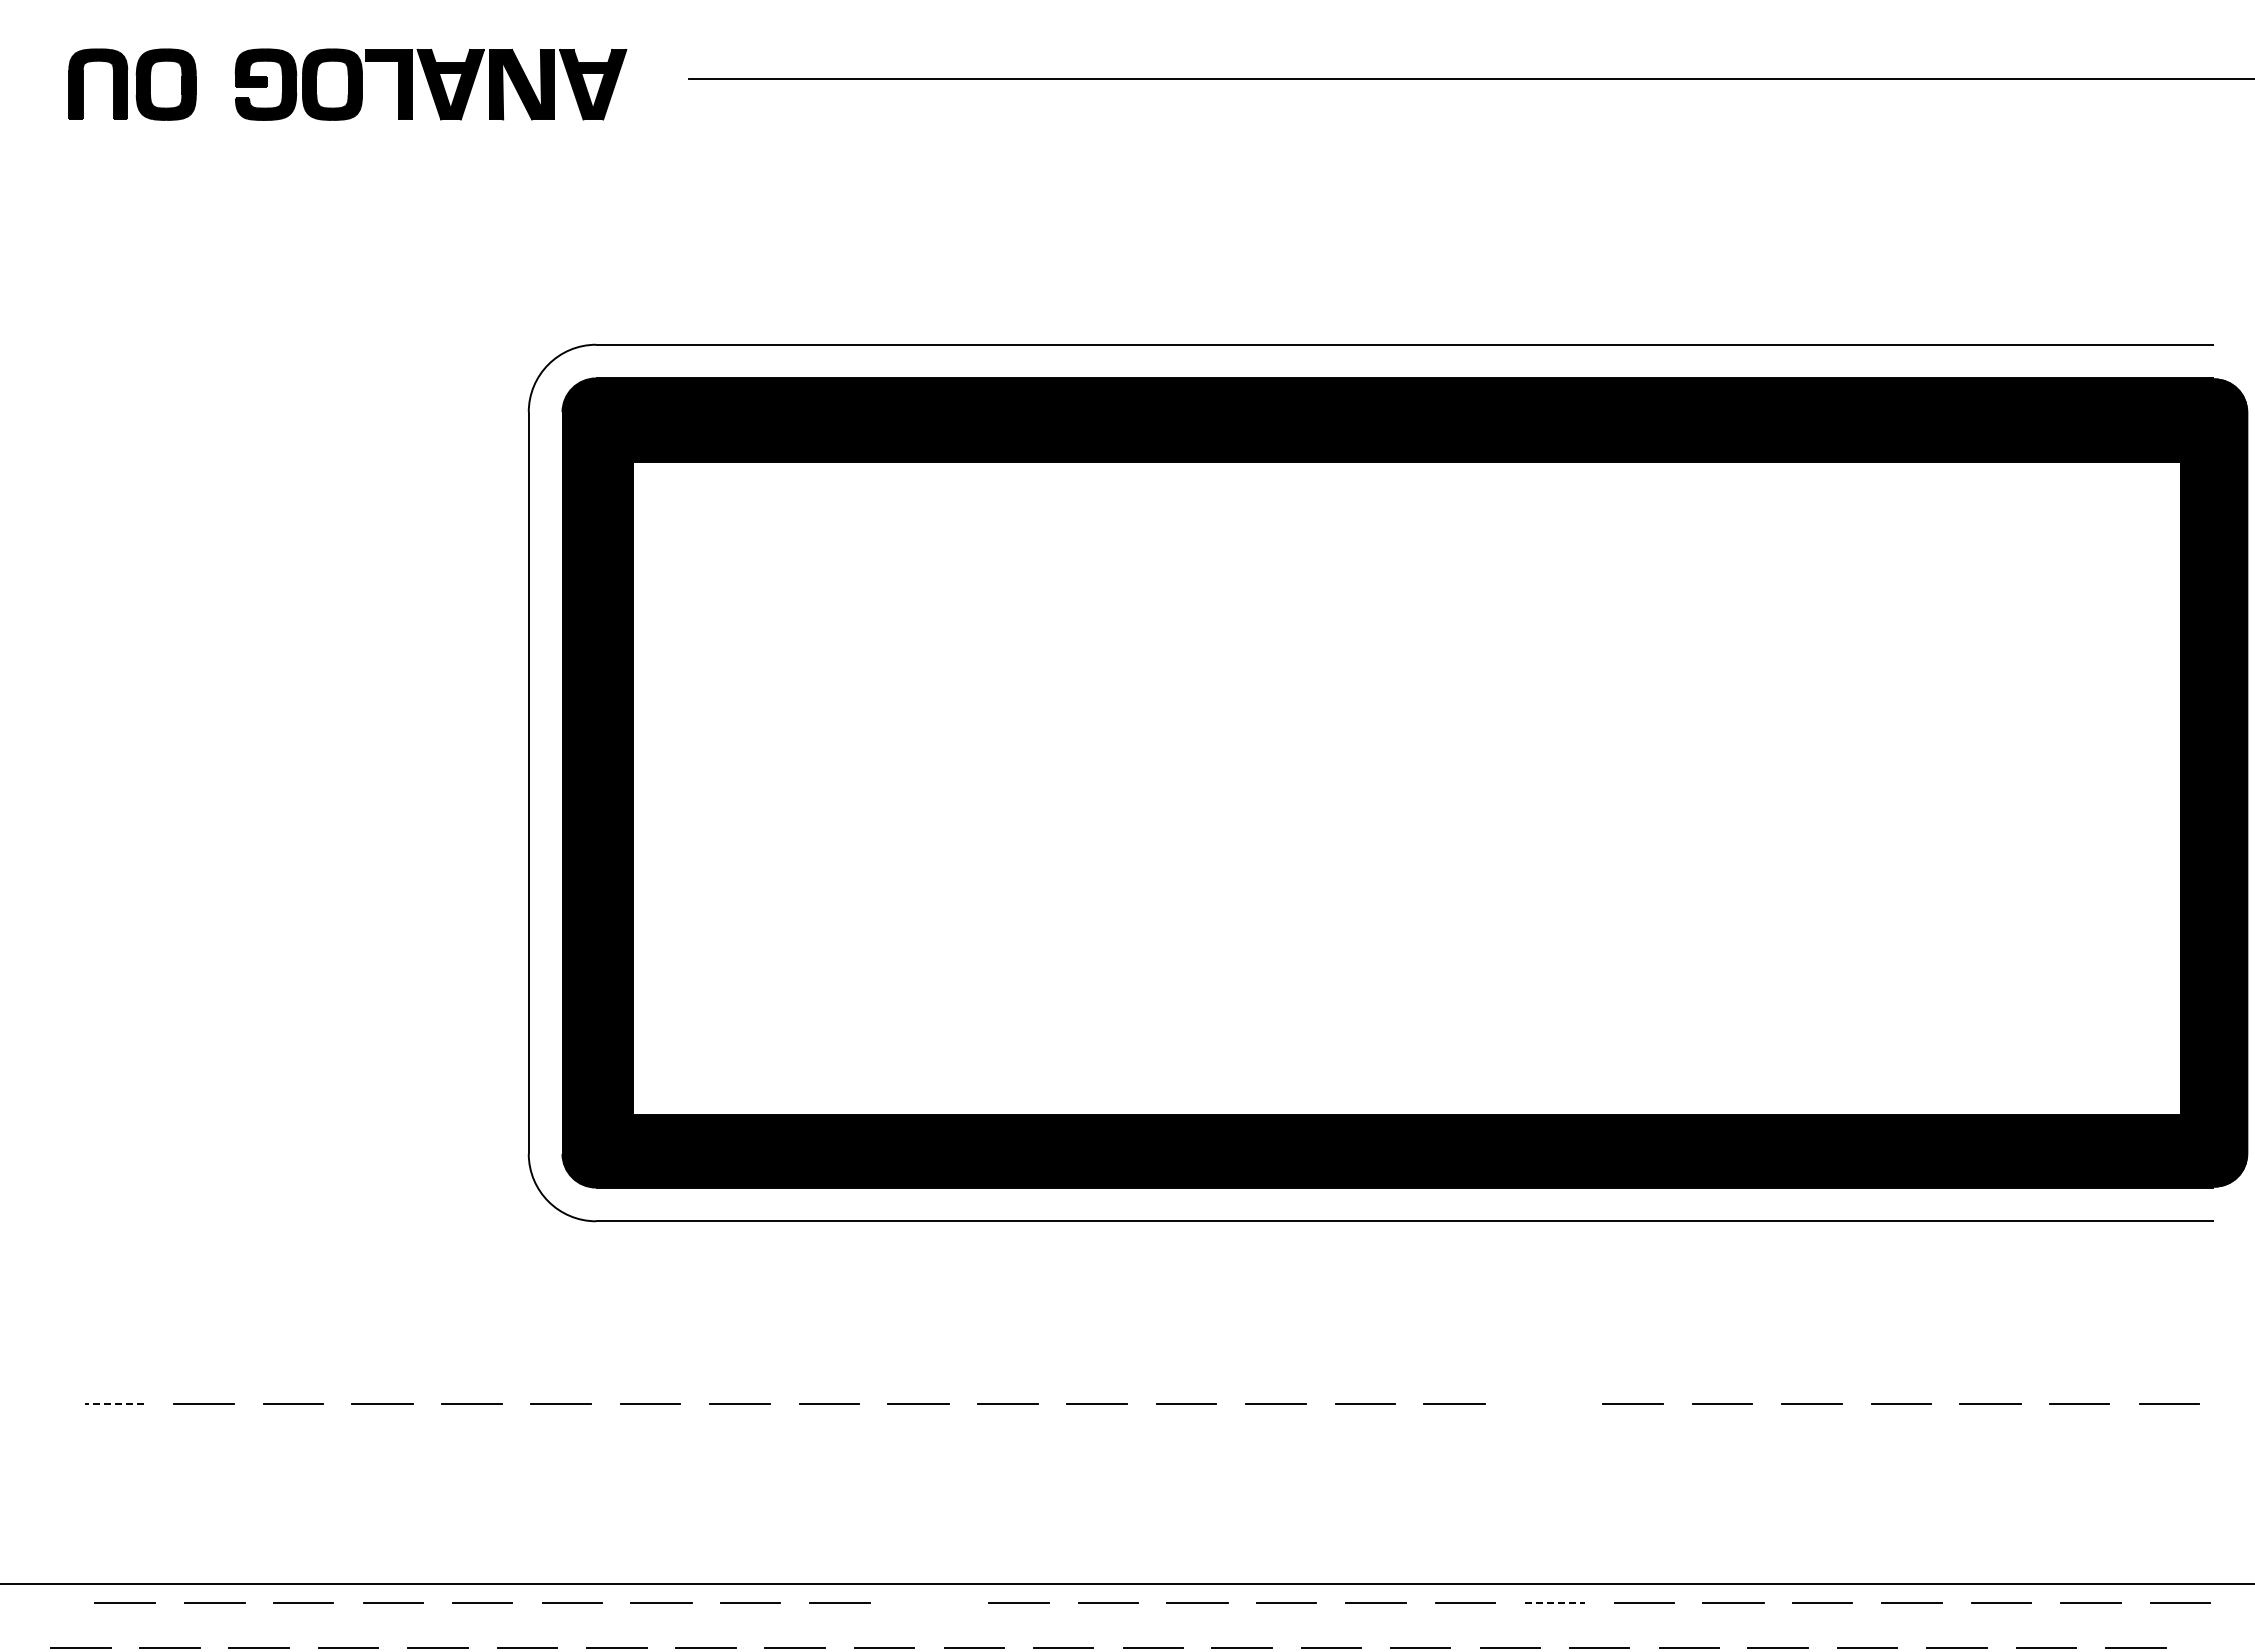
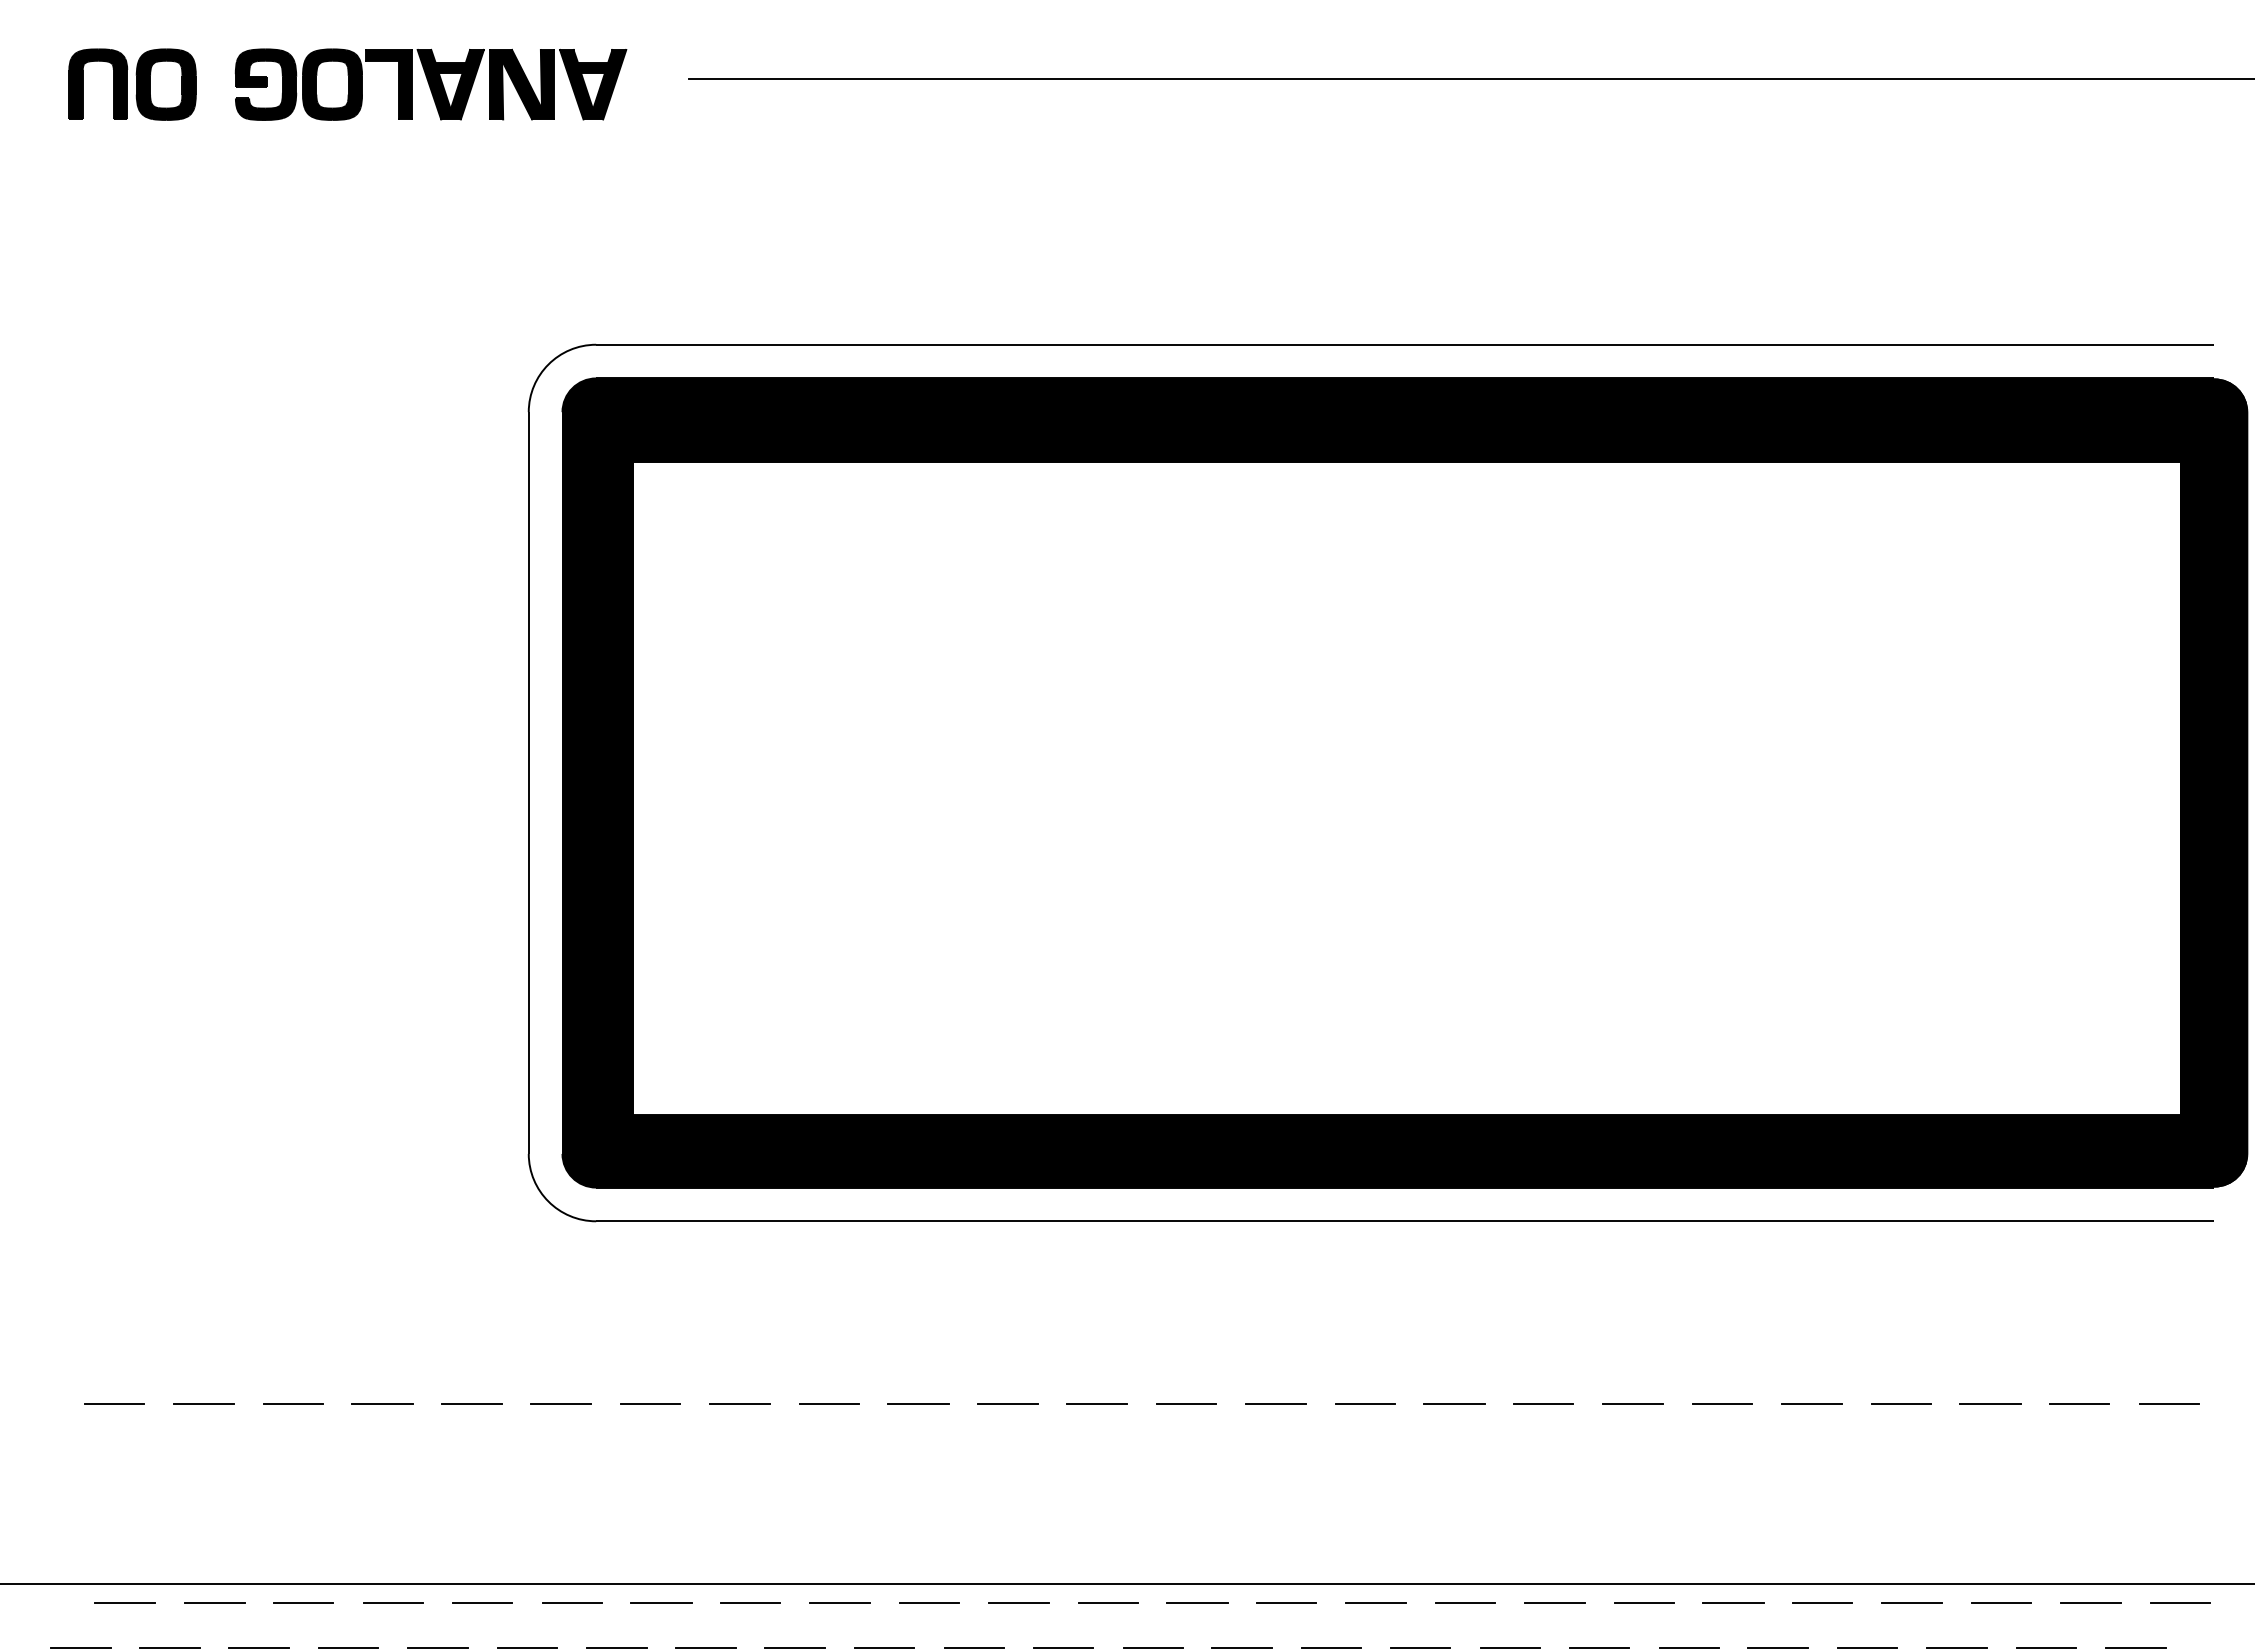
line: dashed -> solid (114, 1403)
line: none -> present (1543, 1403)
line: none -> present (929, 1602)
line: dashed -> solid (1555, 1602)
